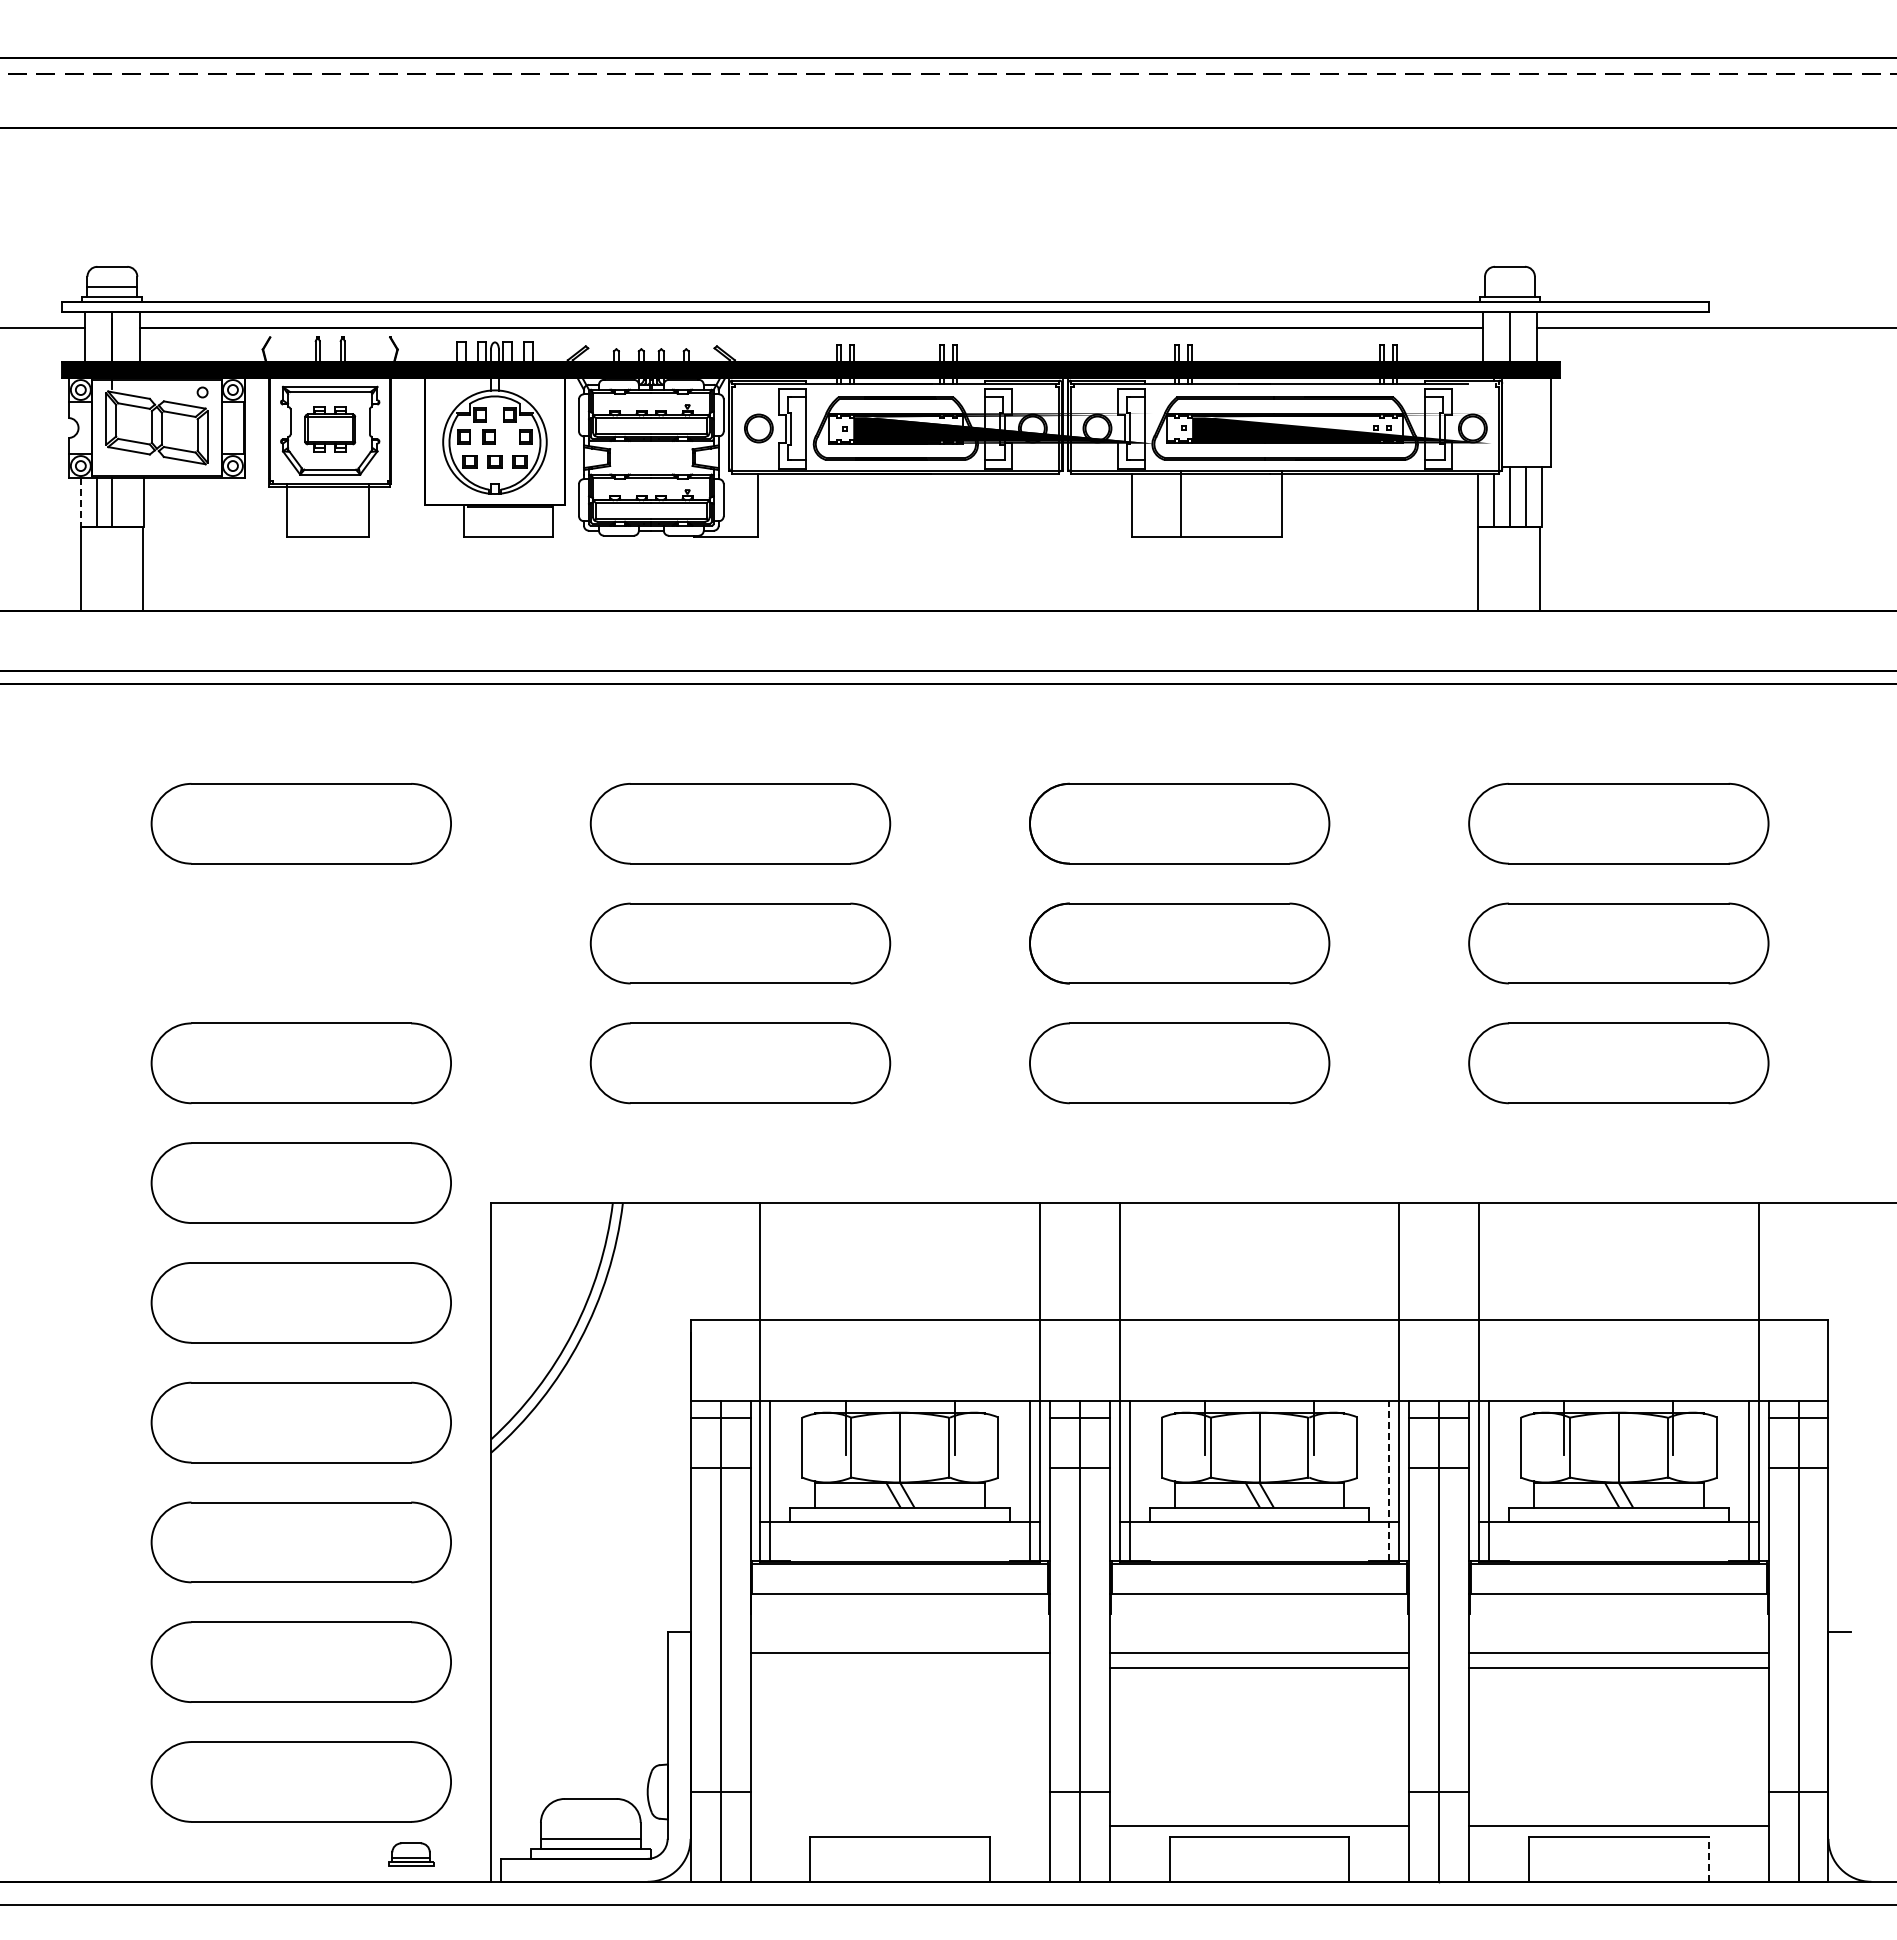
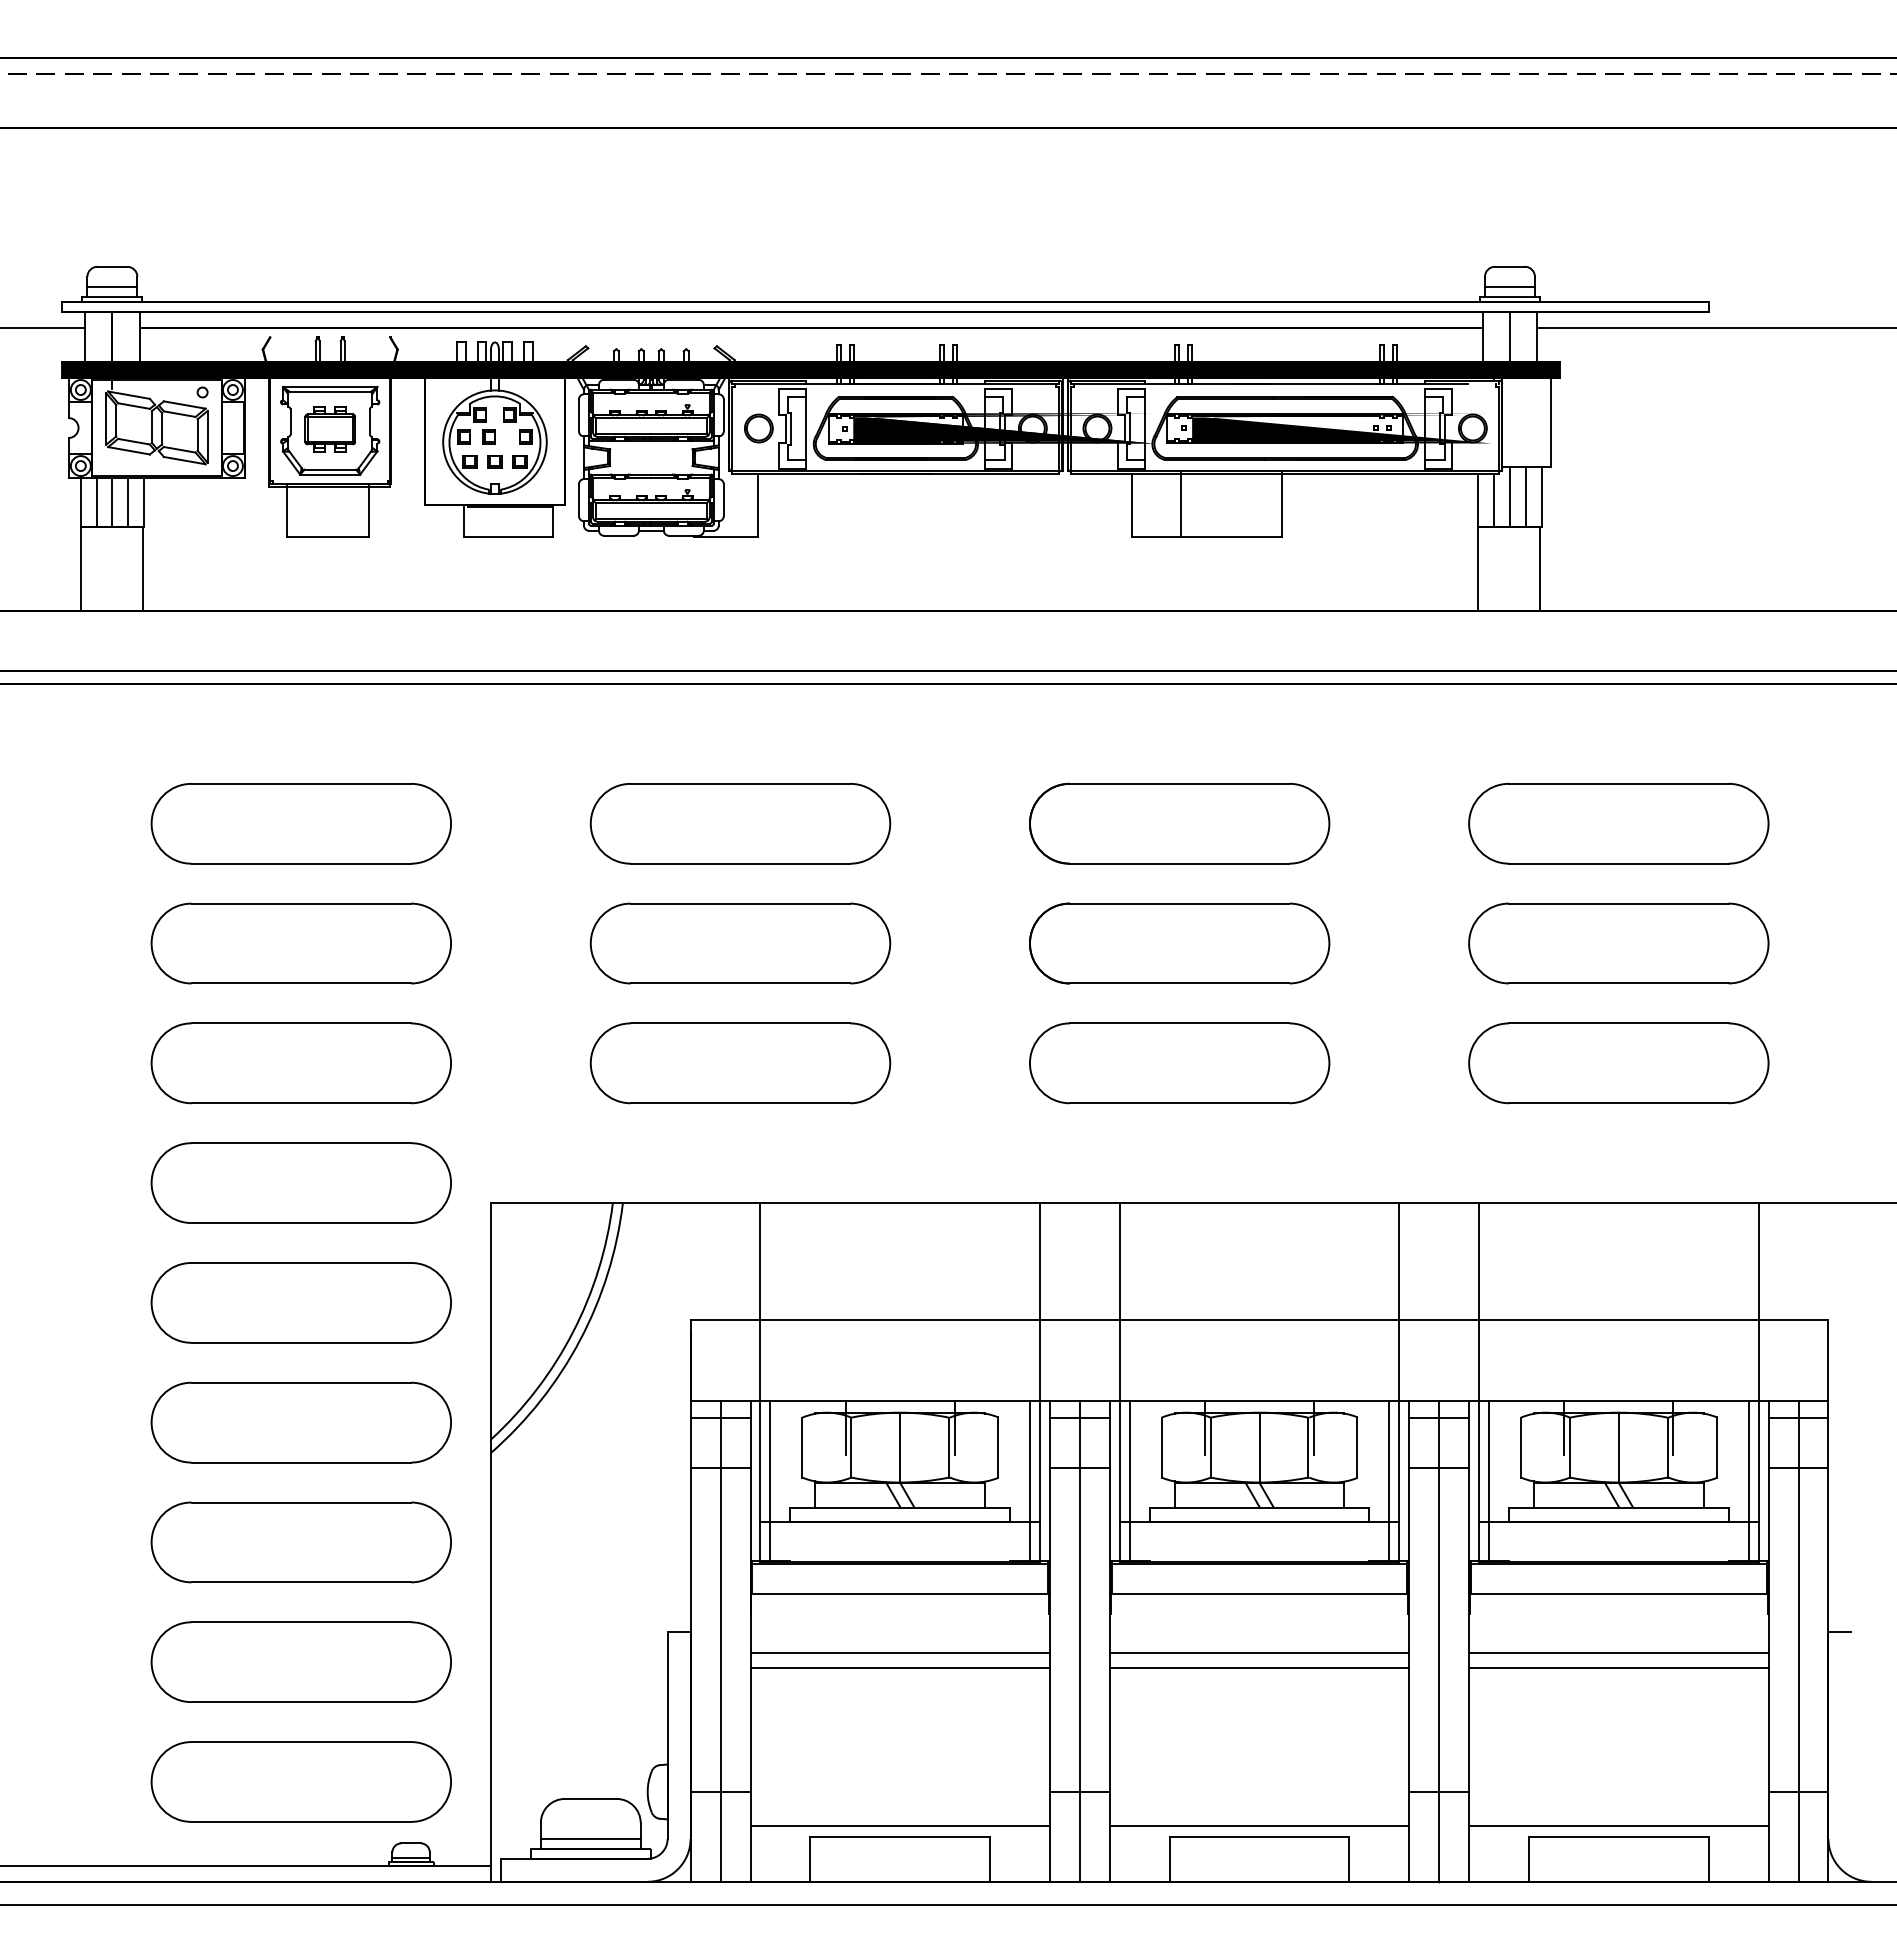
line: none -> present (1509, 286)
line: none -> present (128, 502)
line: dashed -> solid (80, 503)
part: none -> present (300, 943)
line: dashed -> solid (1389, 1480)
line: none -> present (899, 1667)
line: none -> present (899, 1825)
line: dashed -> solid (1708, 1858)
line: none -> present (246, 1865)
